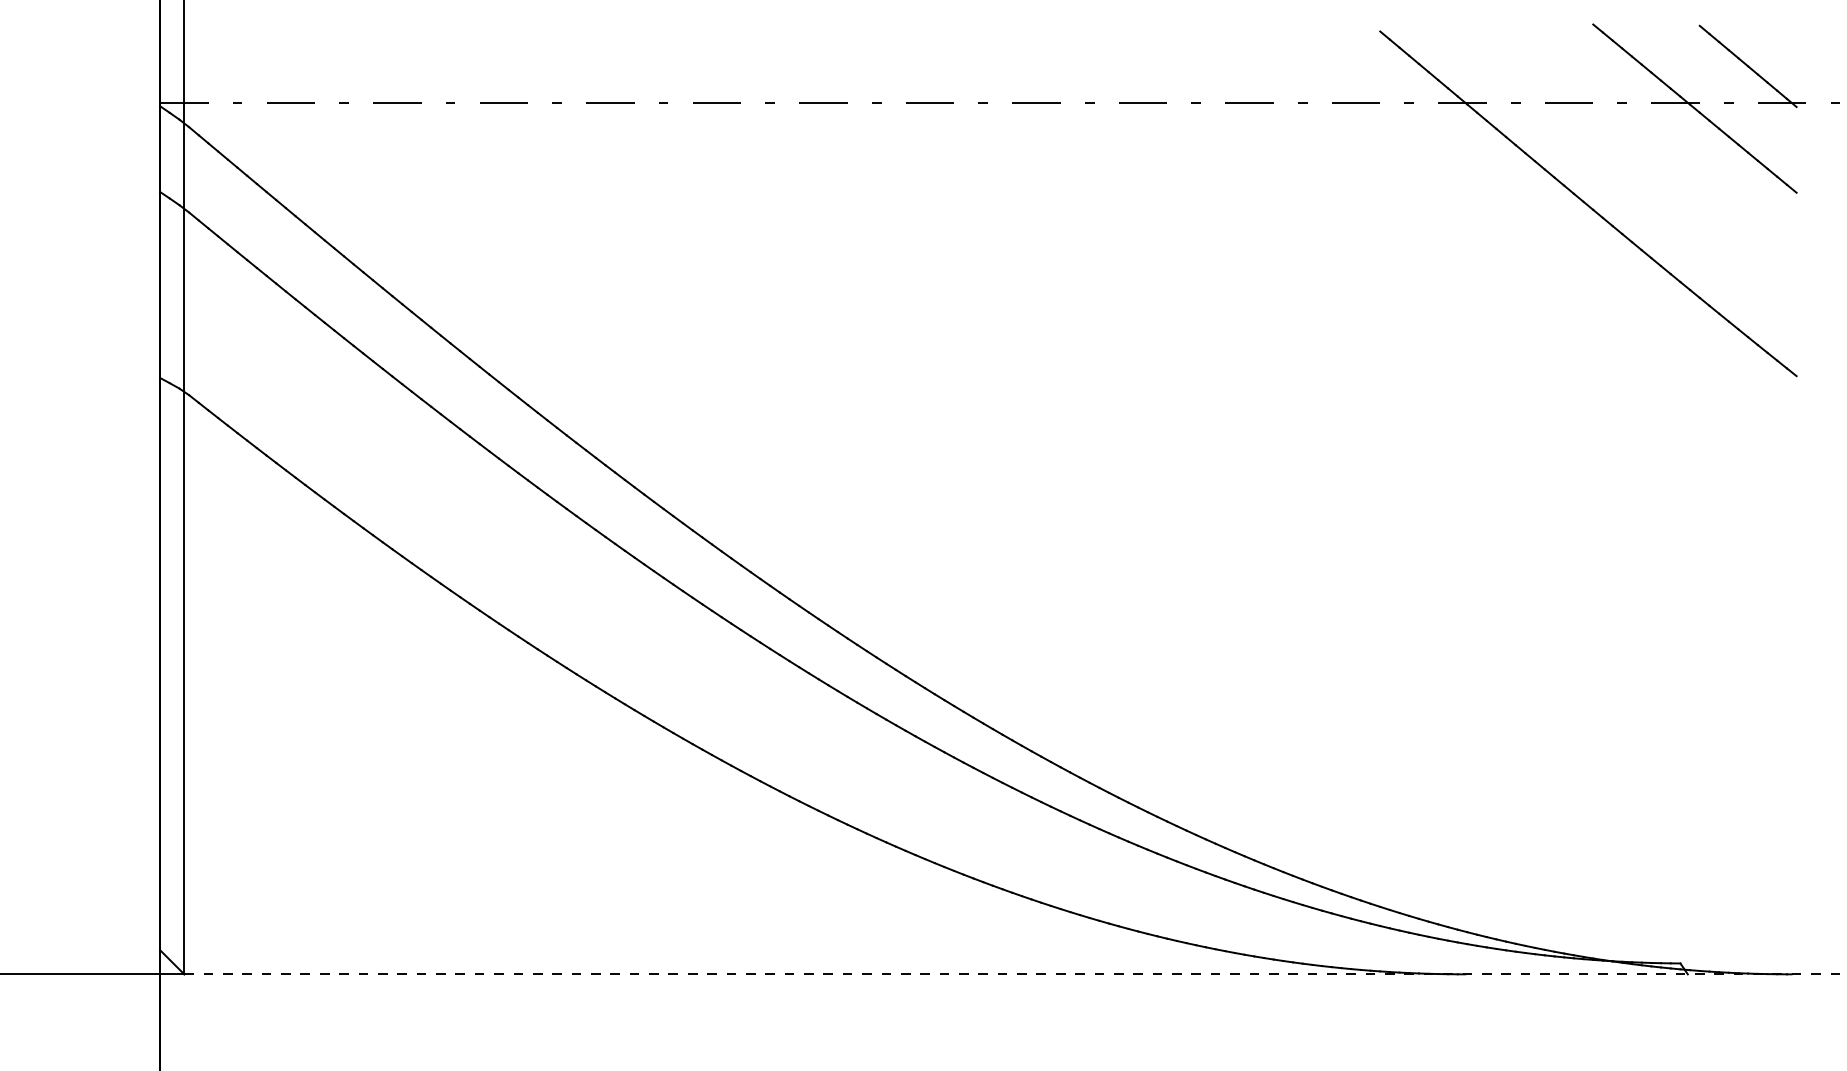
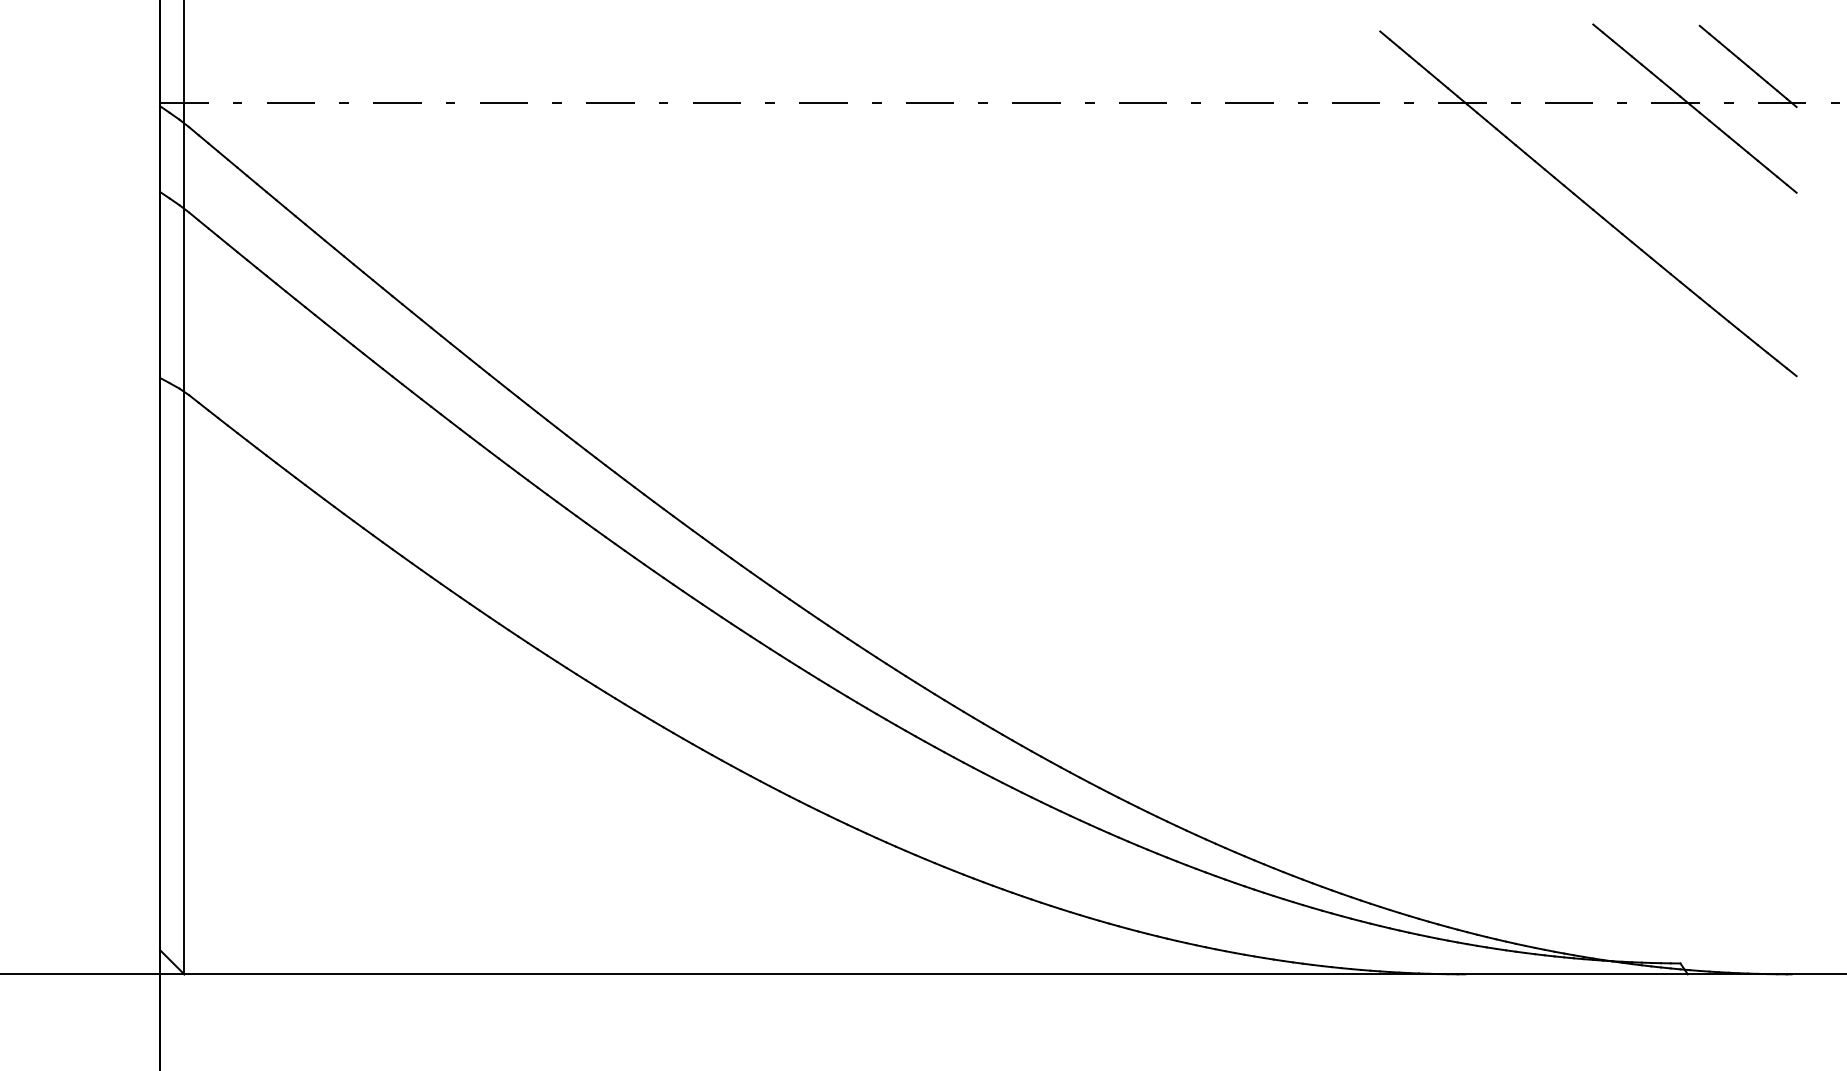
line: dashed -> solid (1016, 974)
